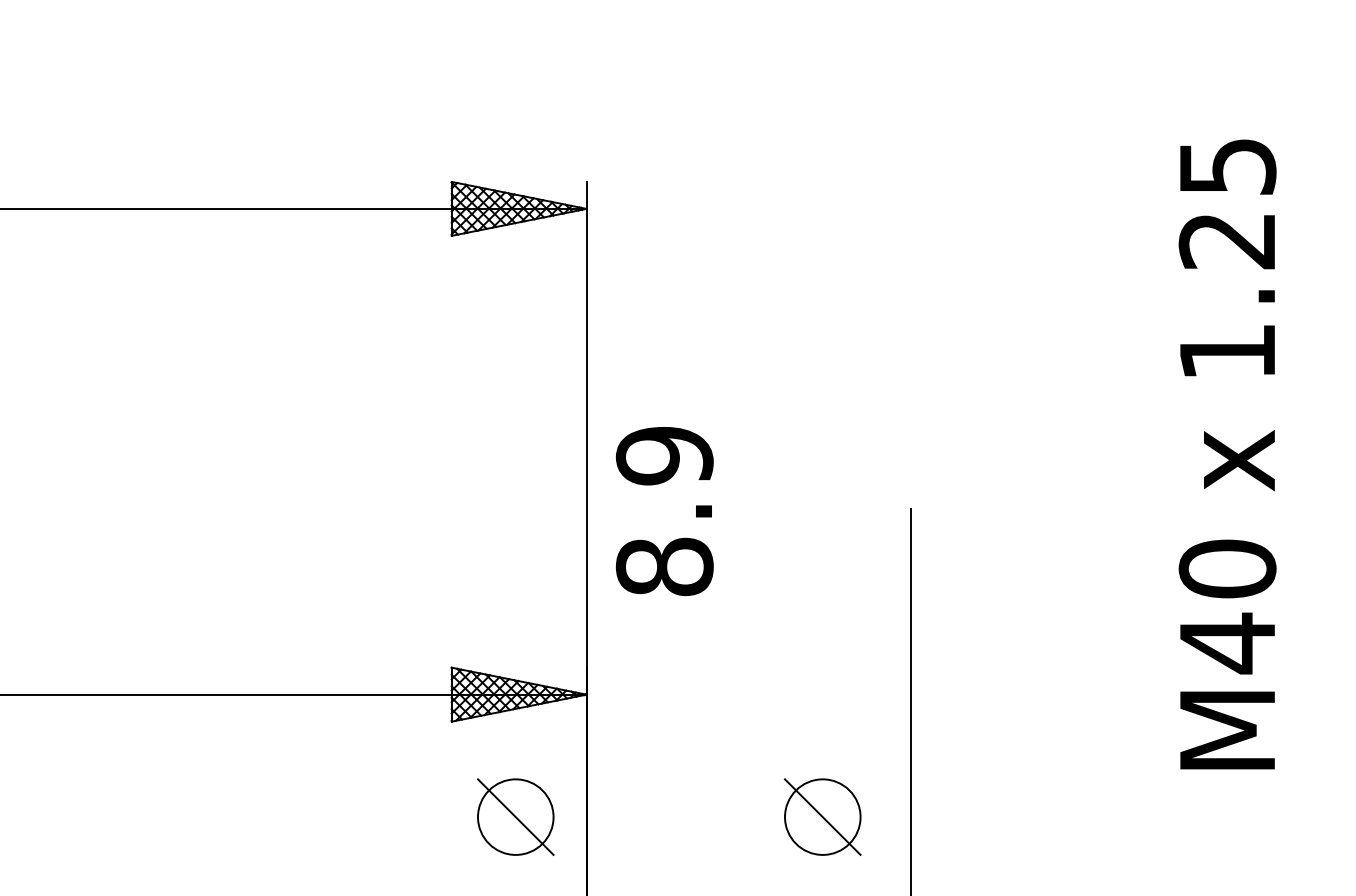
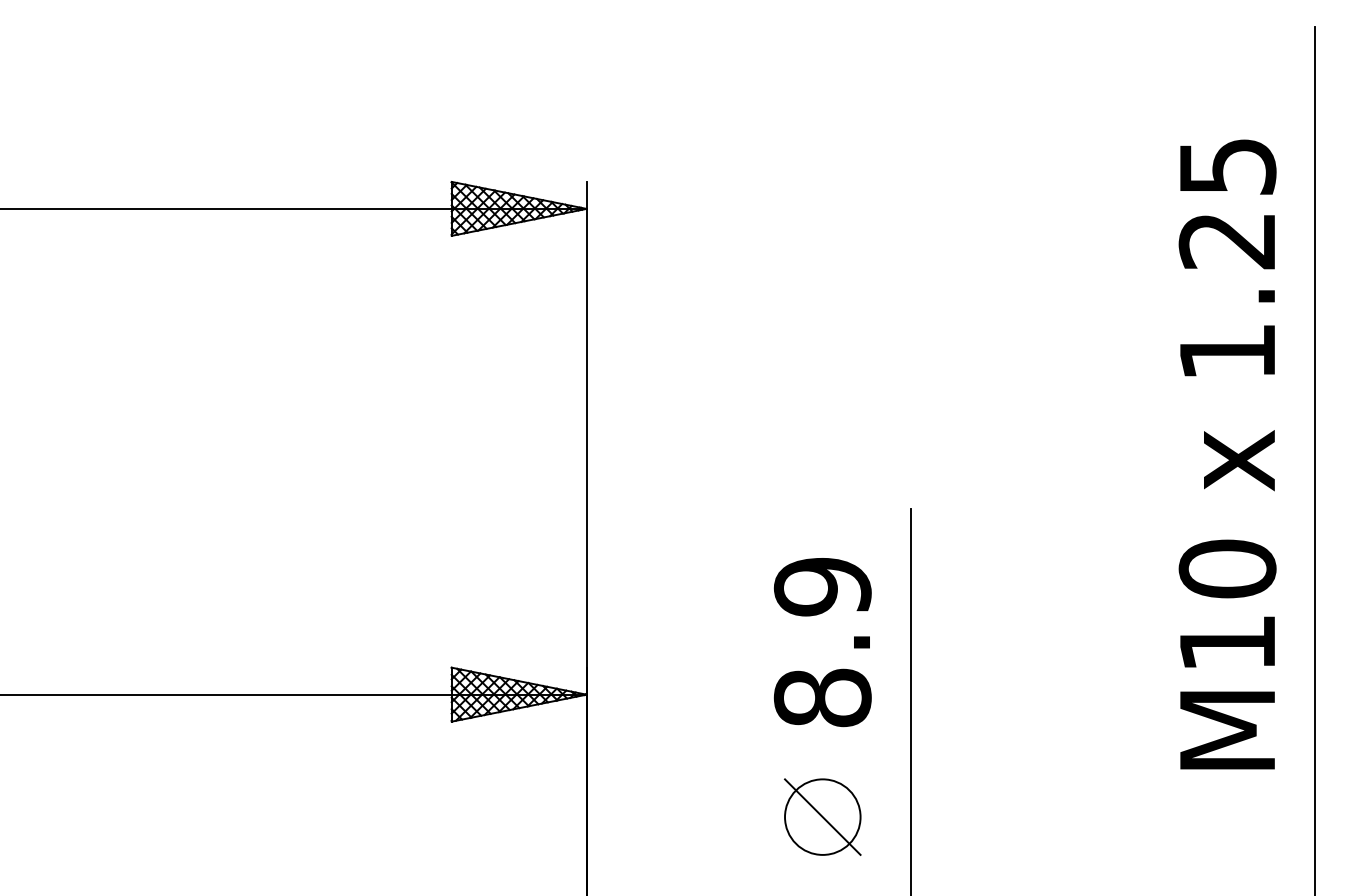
line: none -> present (1315, 459)
text position: (664, 511) -> (822, 642) (822, 642)
text: M40 -> M10 (1227, 643)
part: present -> none (515, 816)
